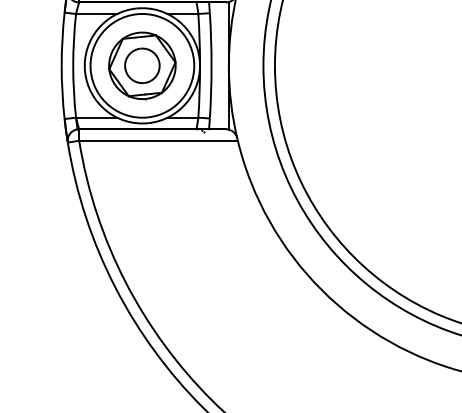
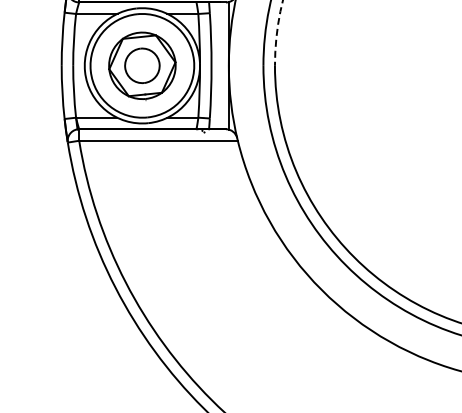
arc: solid -> dashed (277, 32)
